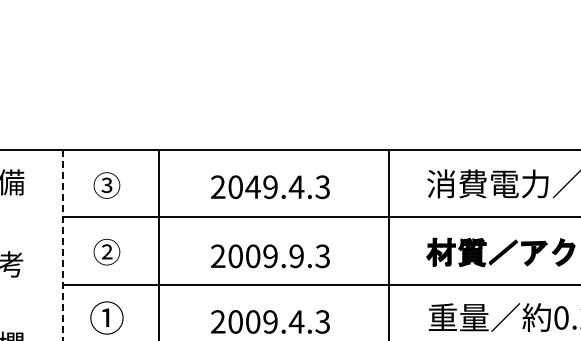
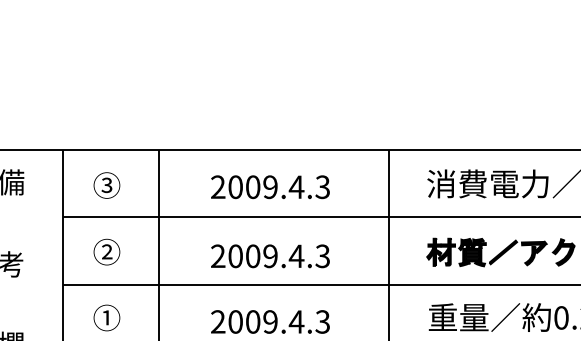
text: 2049.4.3 -> 2009.4.3 (252, 187)
line: dashed -> solid (62, 245)
text: 2009.9.3 -> 2009.4.3 (296, 256)
part size: 34x34 px -> 28x28 px (106, 317)
